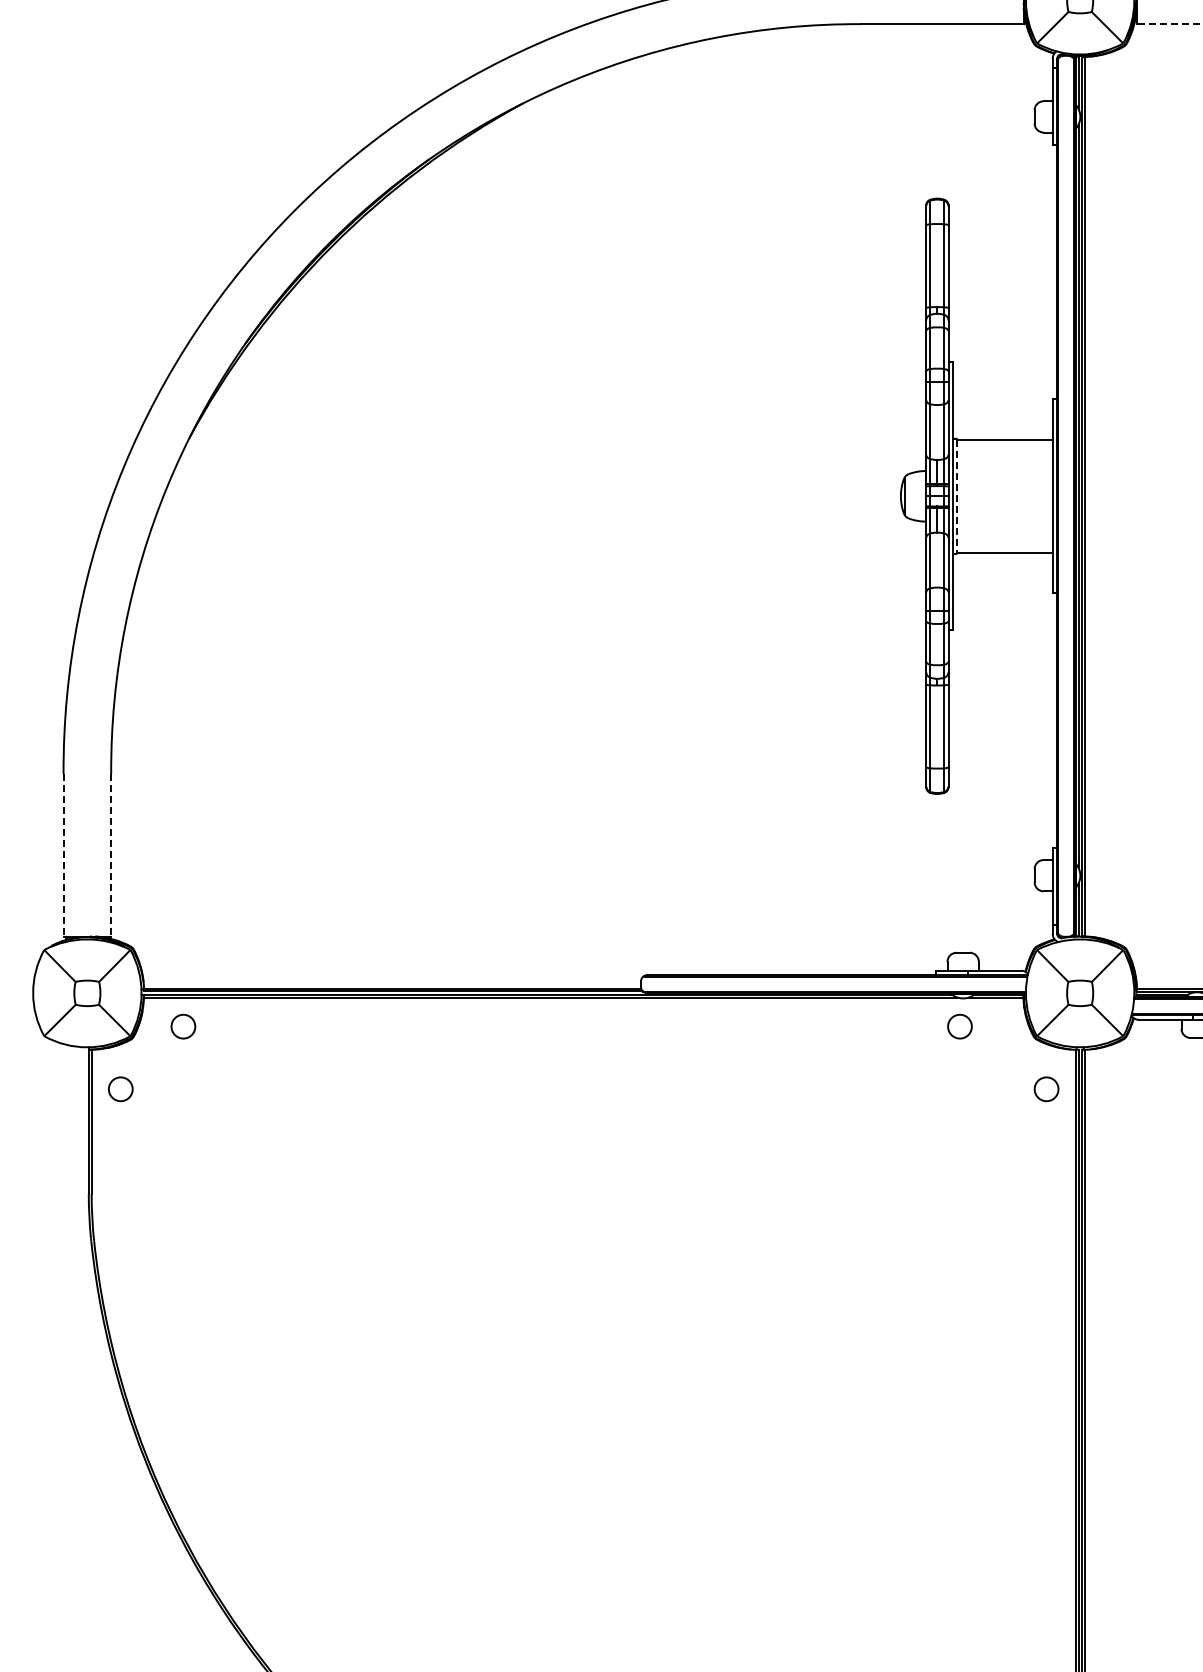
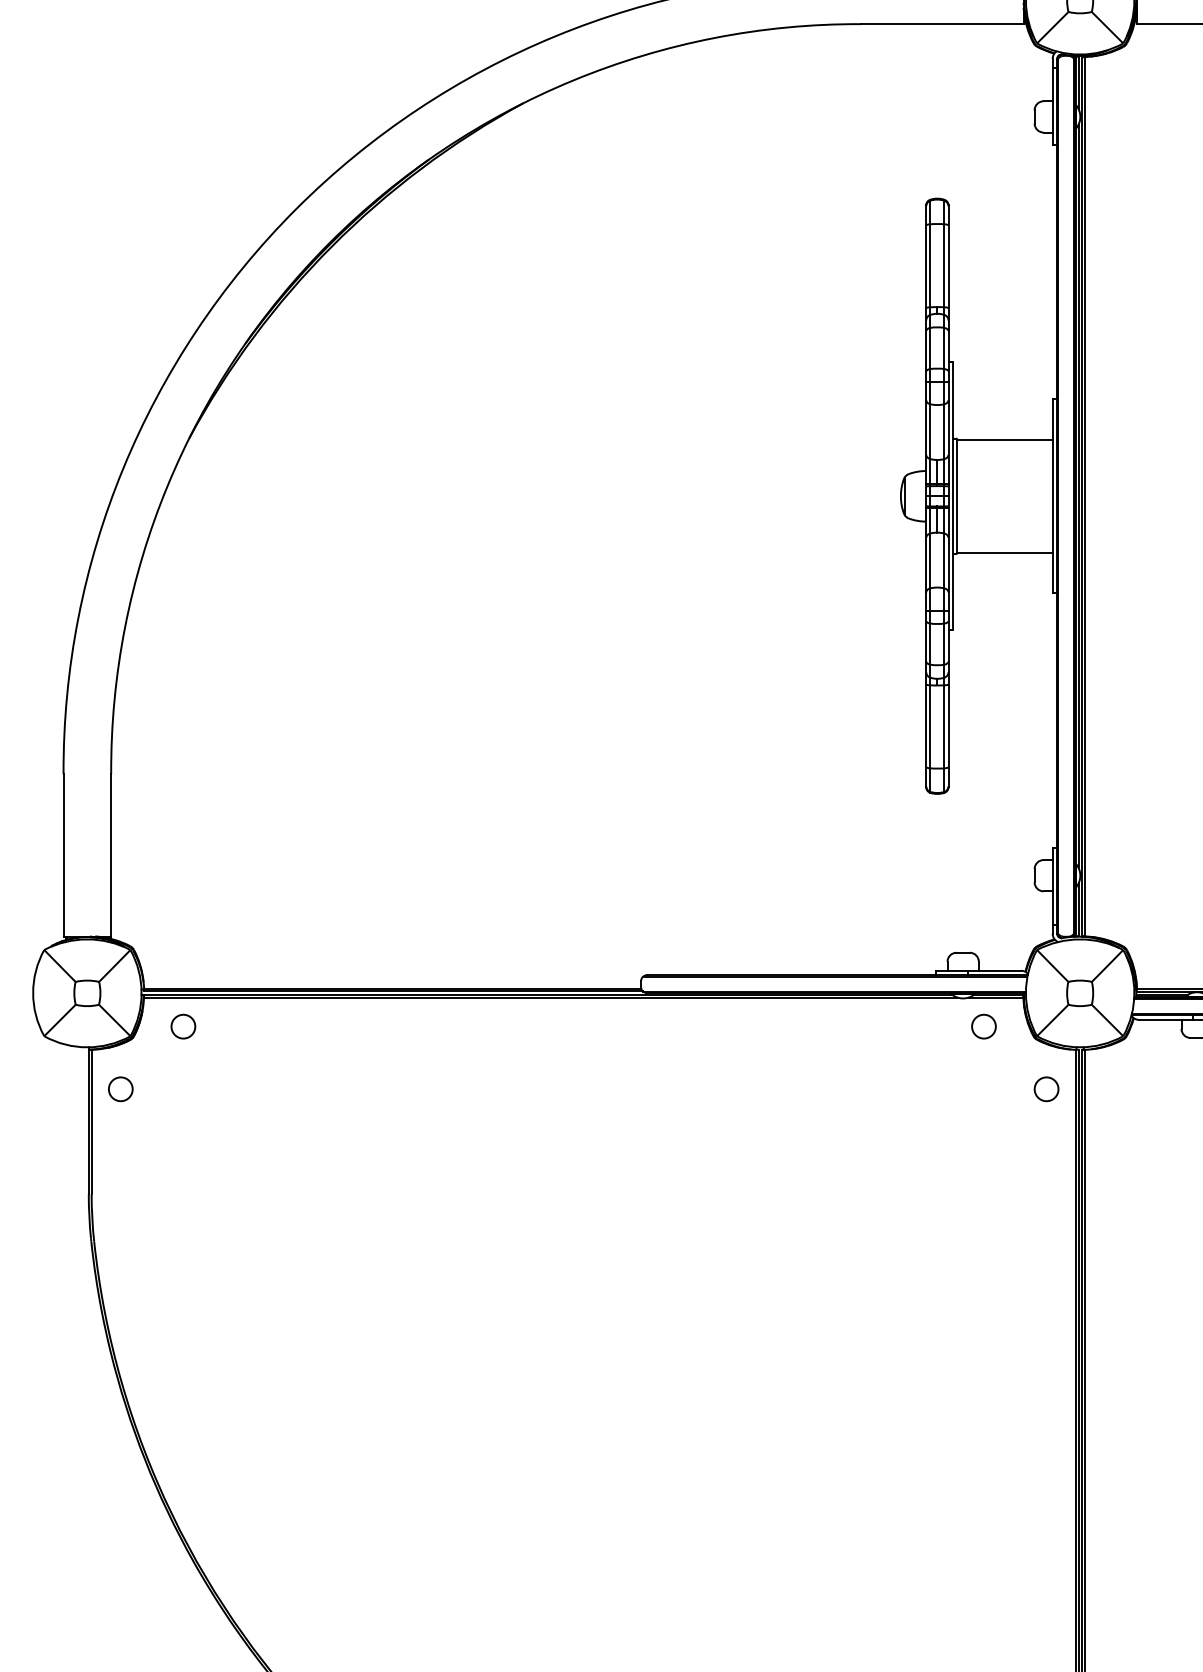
line: dashed -> solid (1169, 24)
line: dashed -> solid (957, 496)
line: dashed -> solid (63, 855)
line: dashed -> solid (111, 855)
circle position: (959, 1026) -> (983, 1026) (983, 1026)
